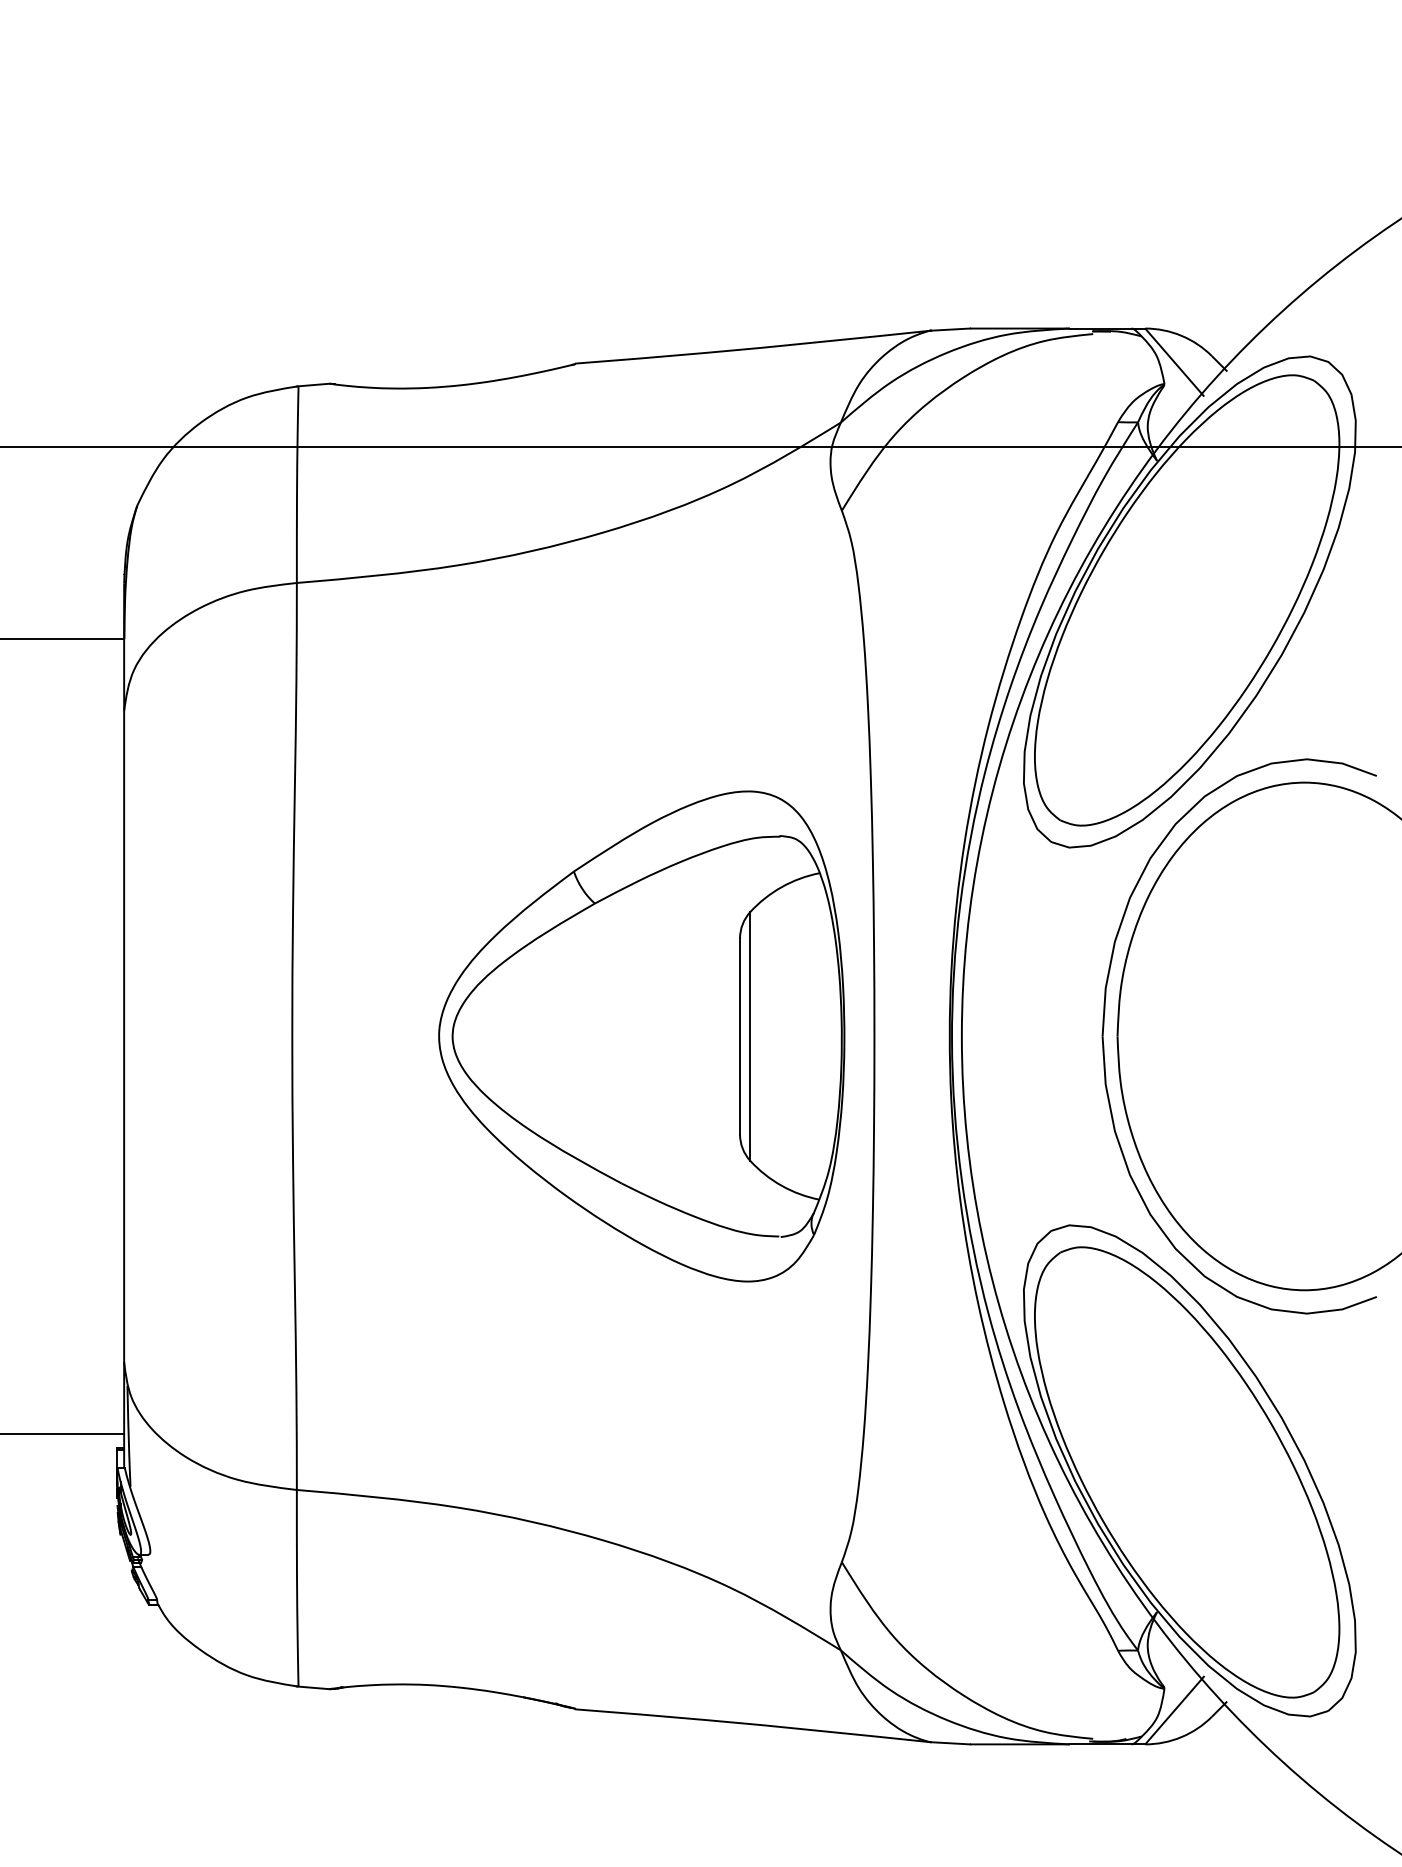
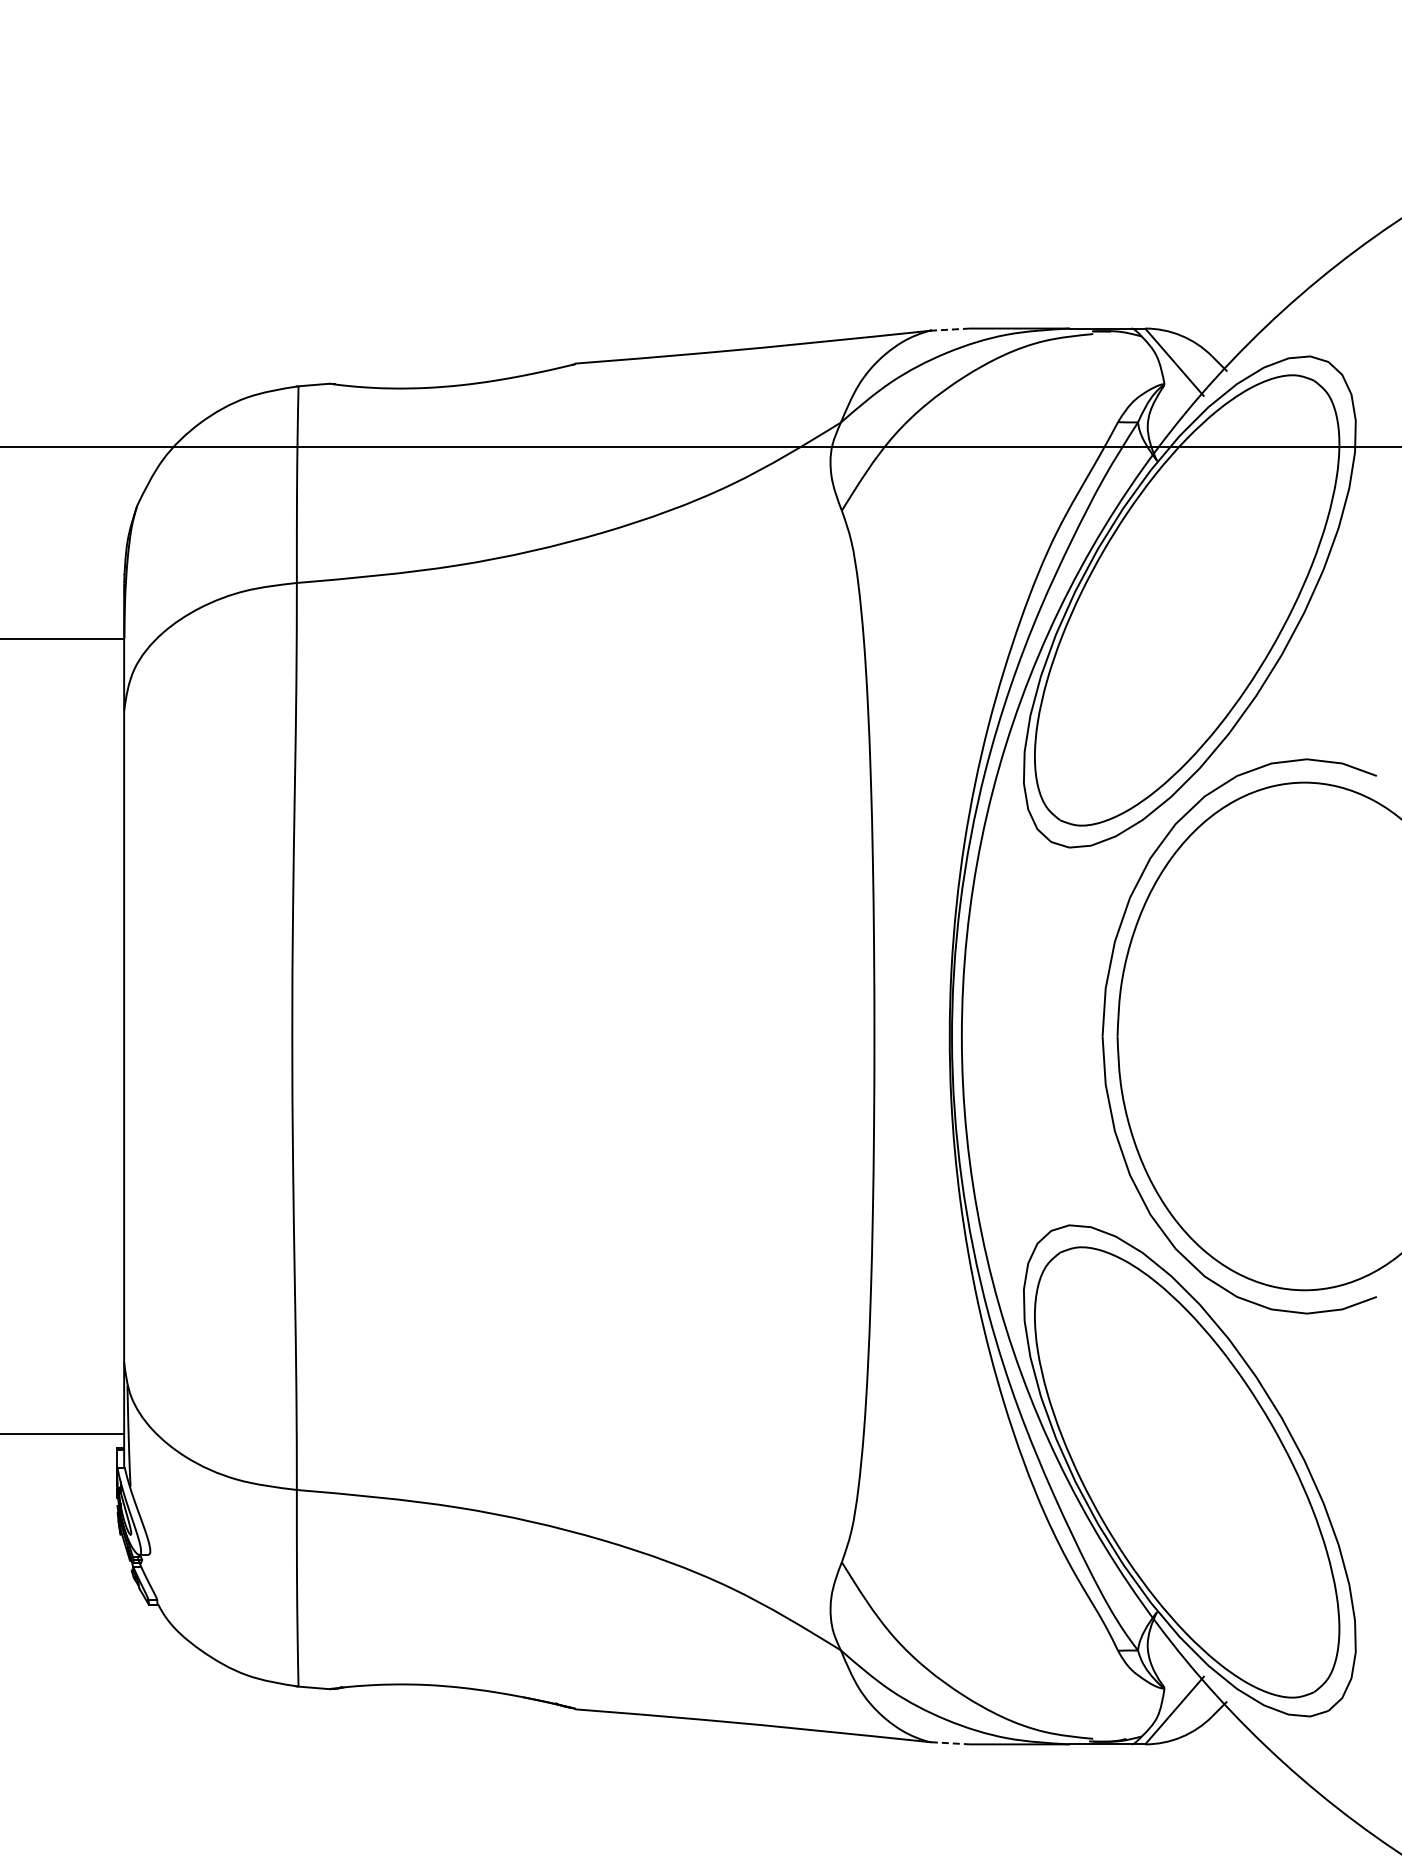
line: solid -> dashed (950, 329)
part: present -> none (641, 1036)
line: solid -> dashed (950, 1743)
